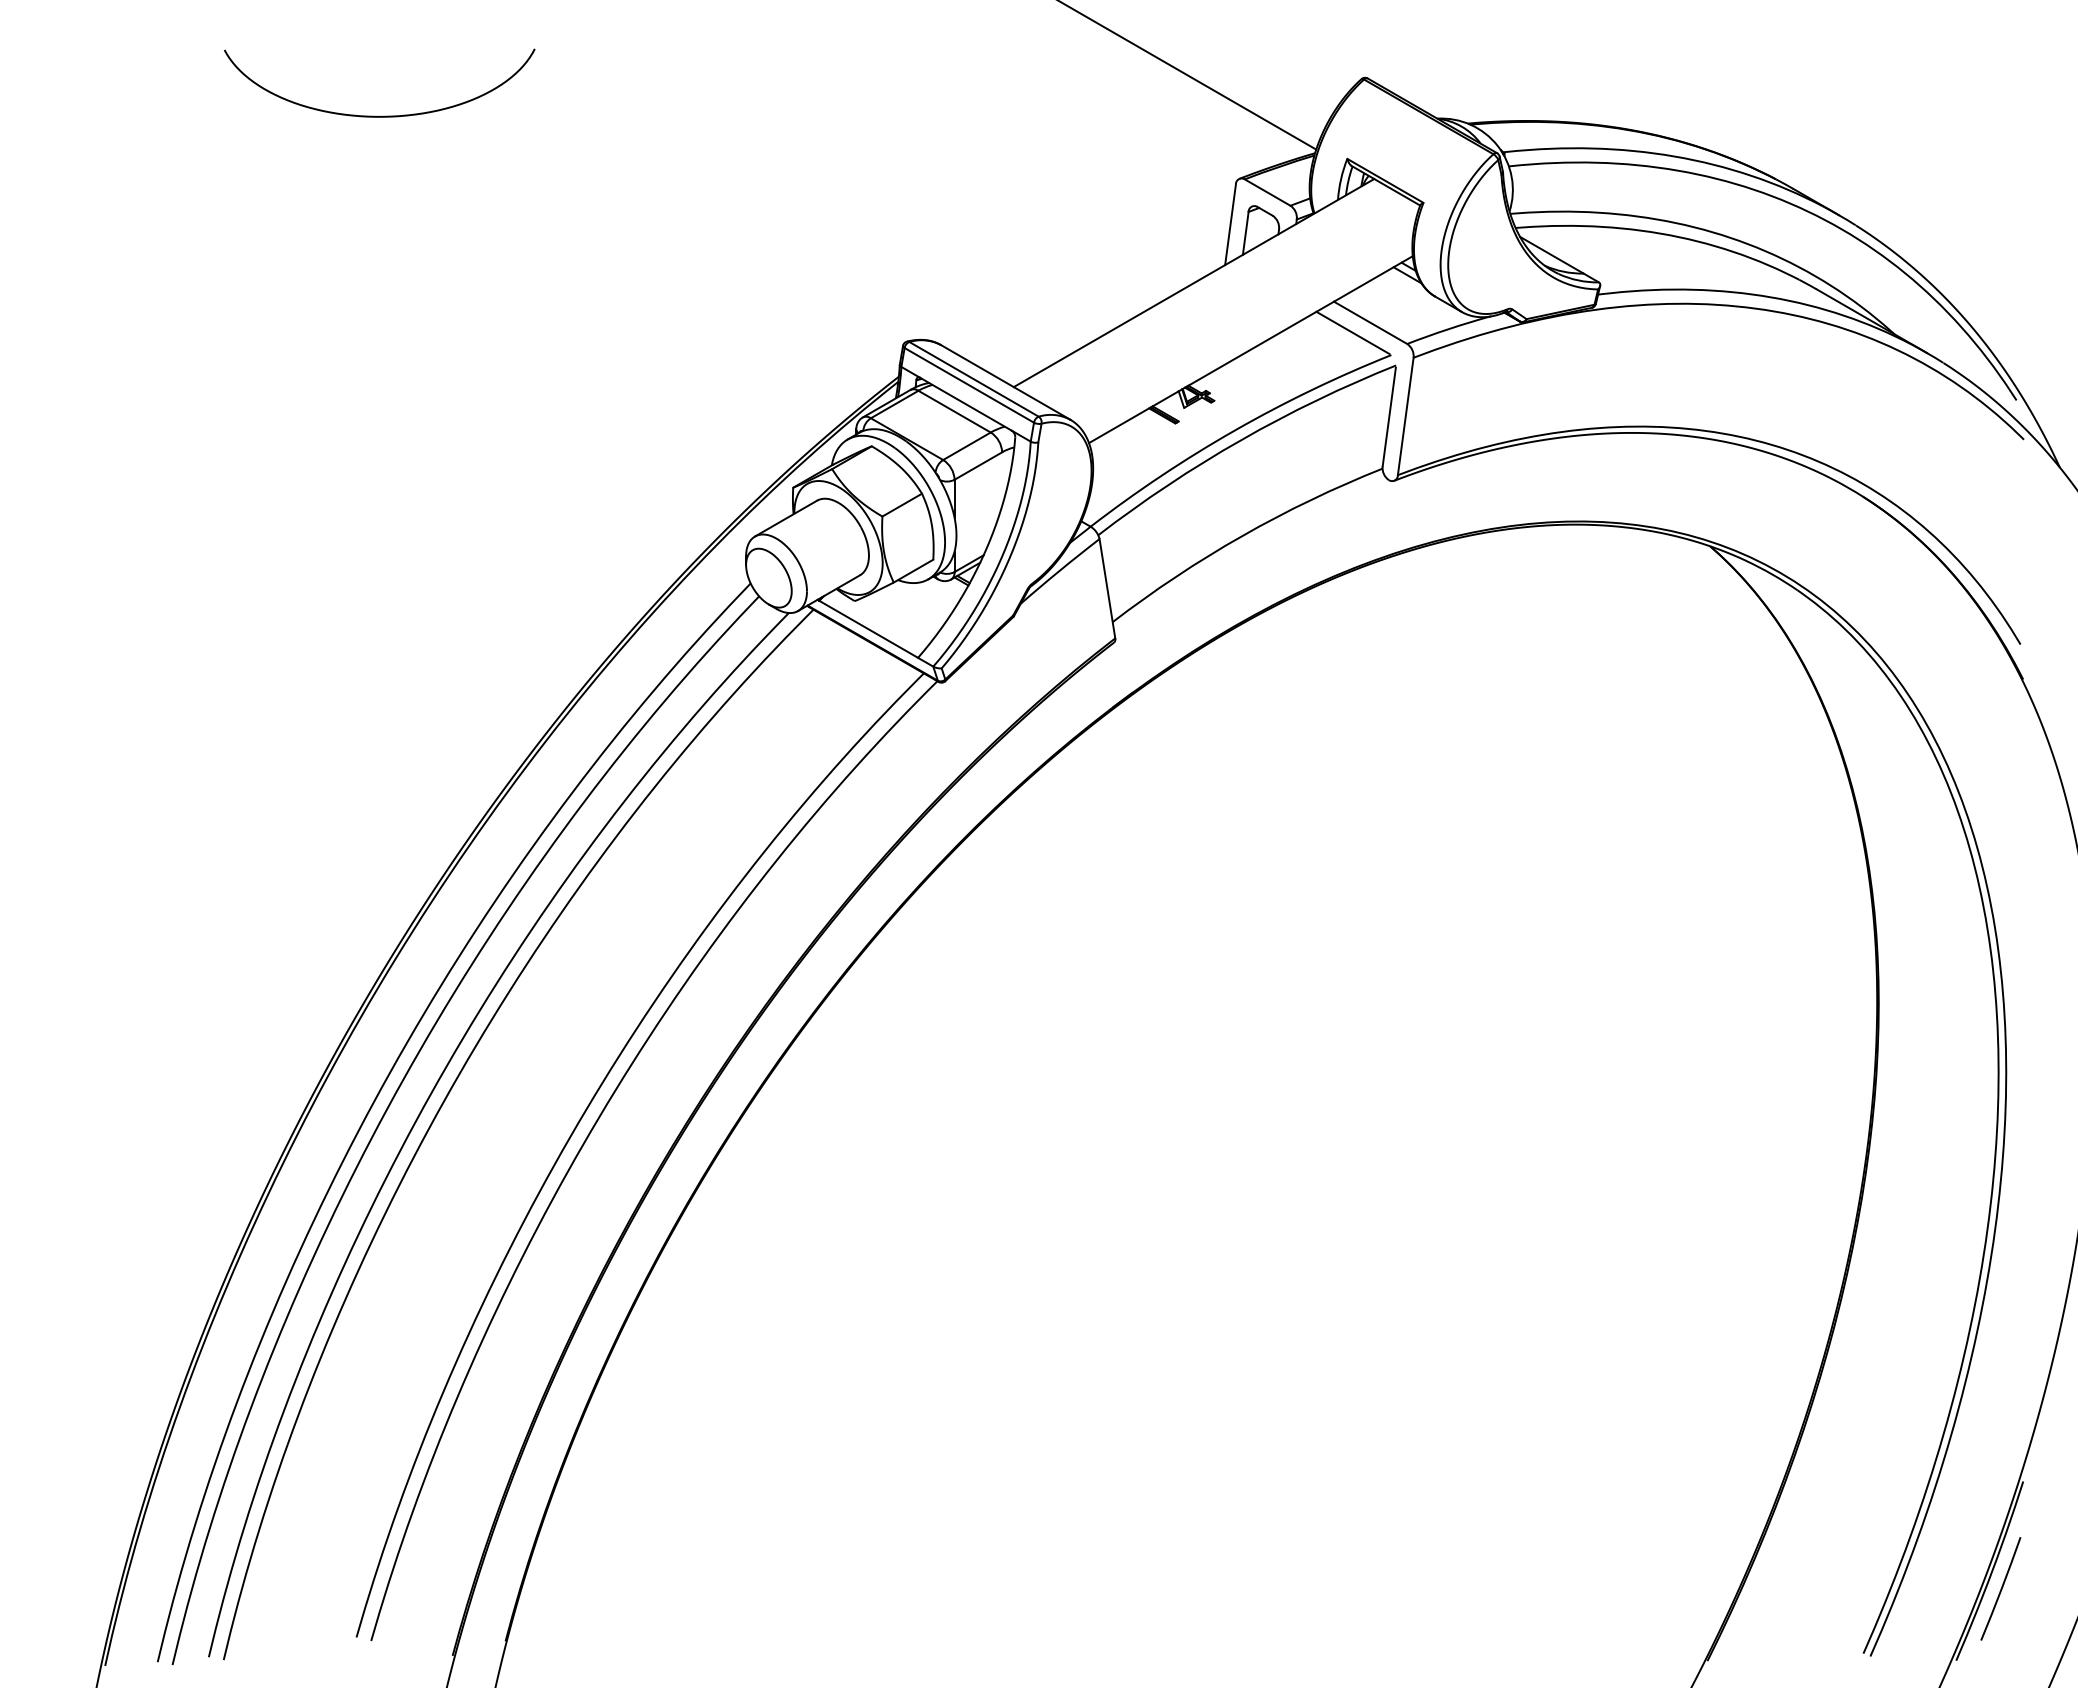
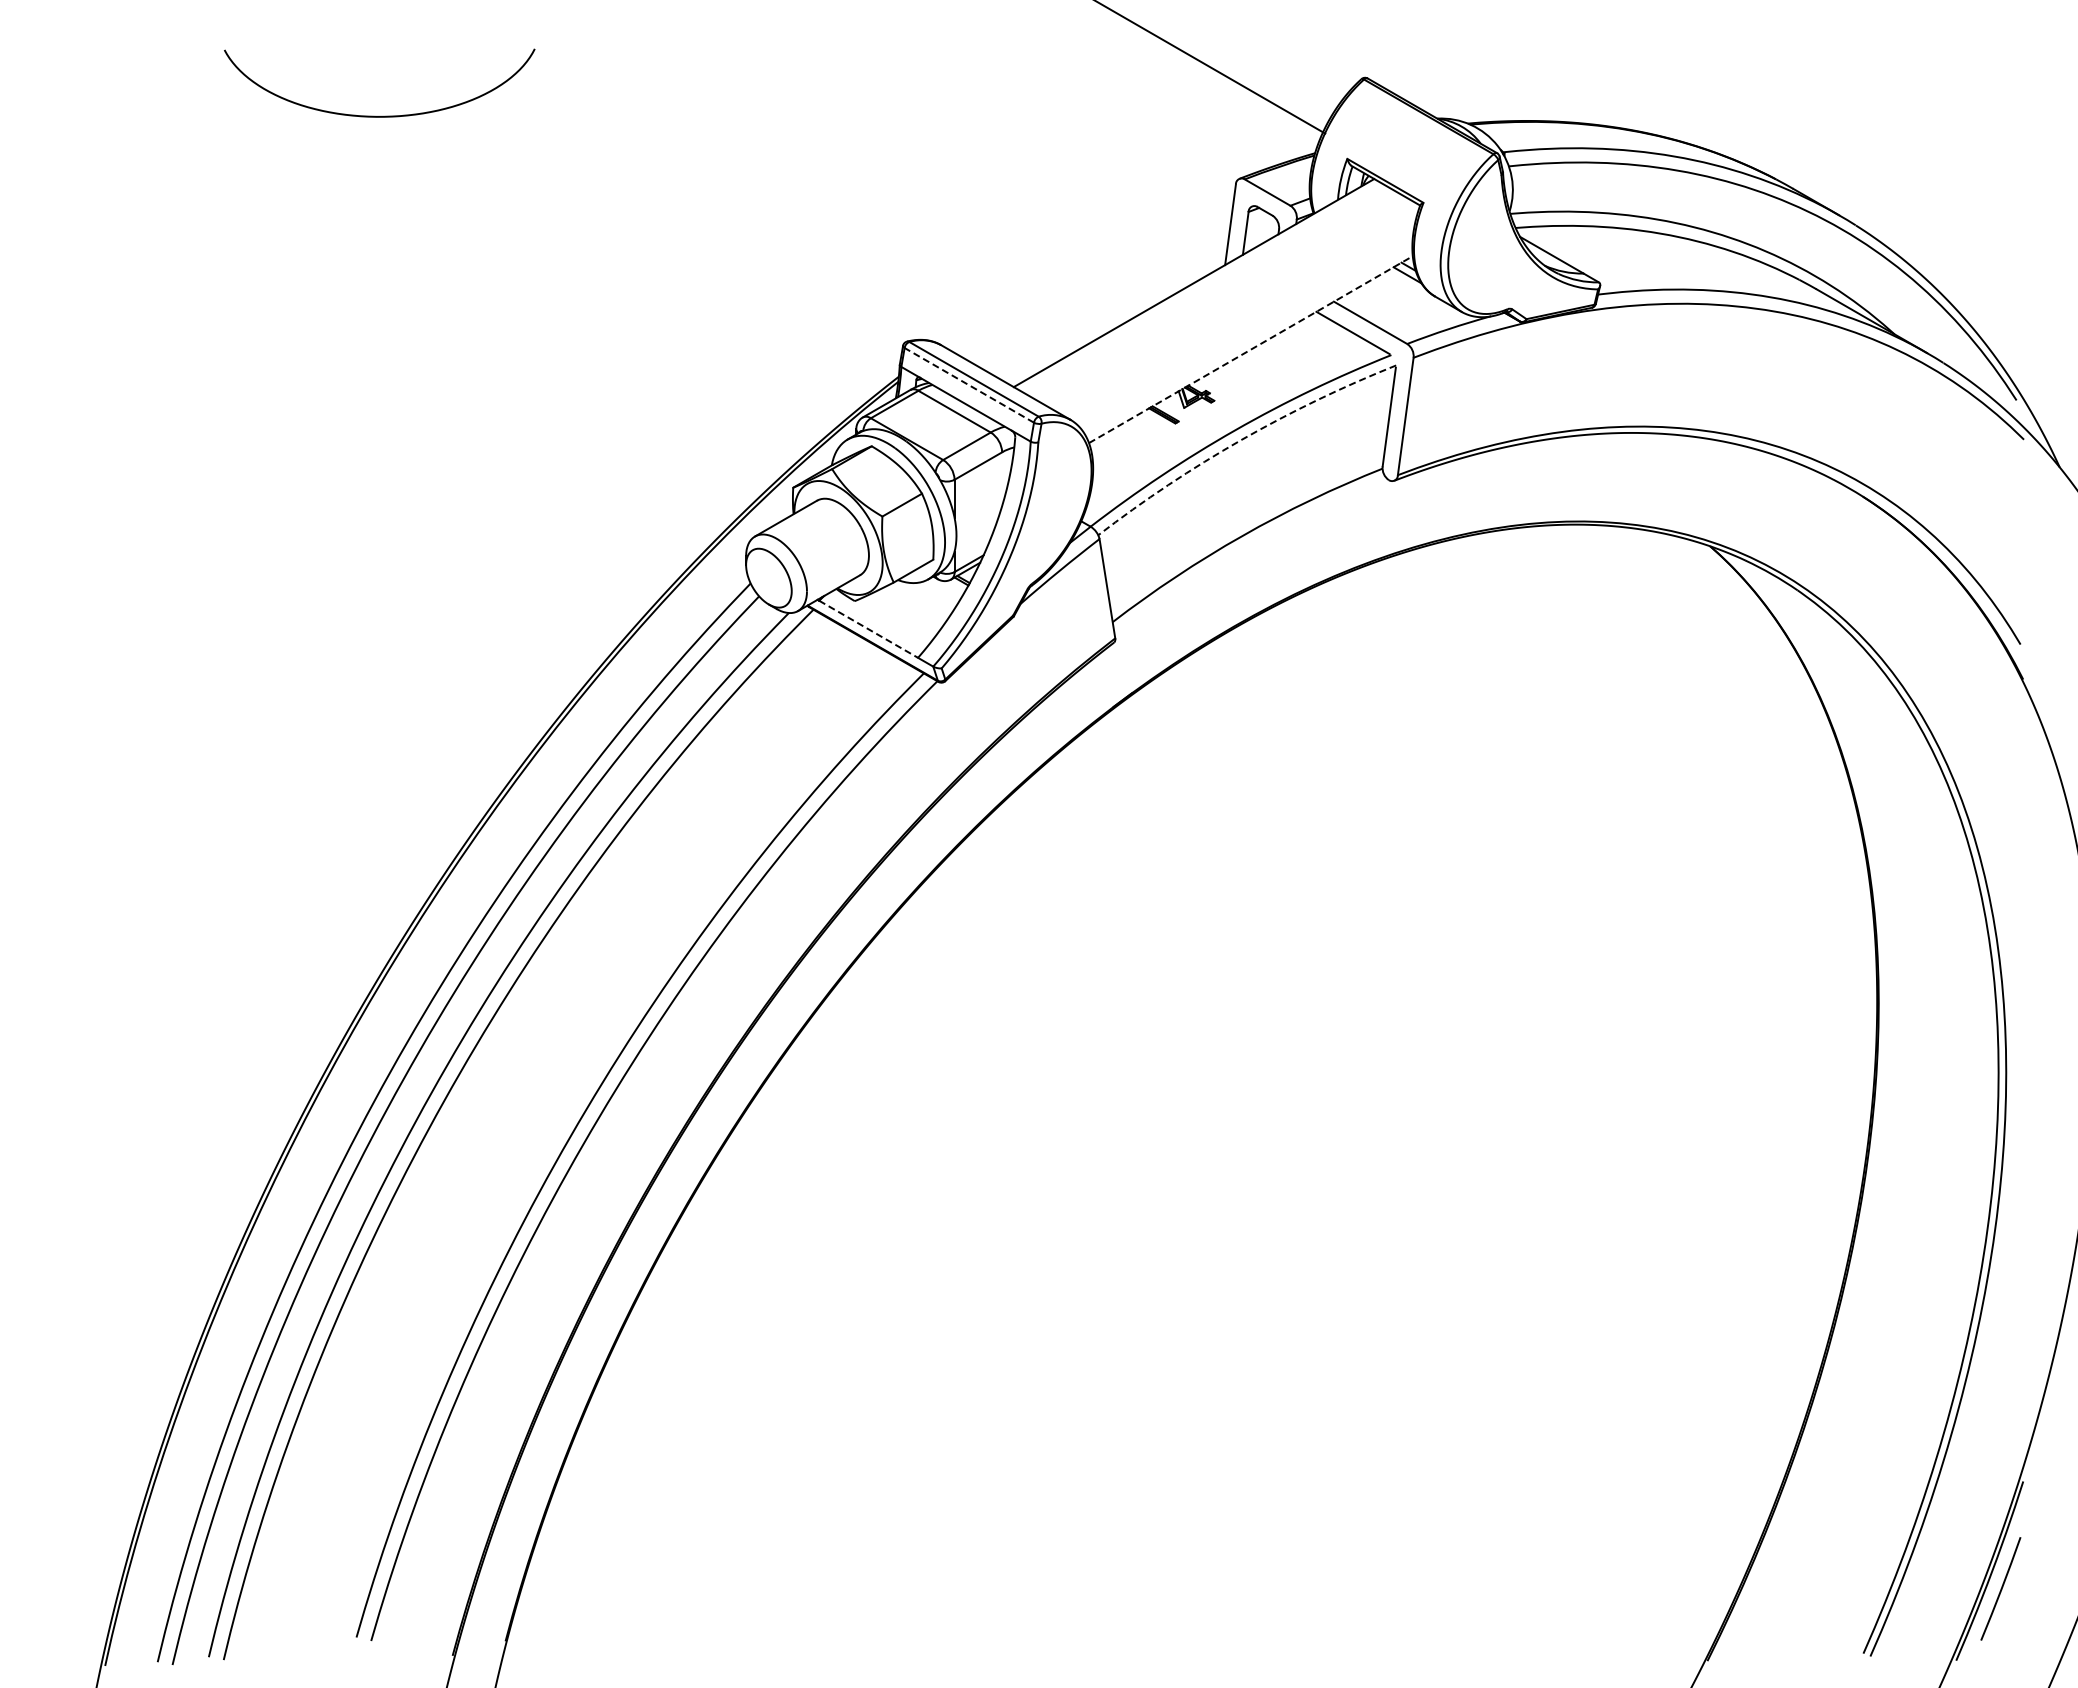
line position: (1188, 75) -> (1211, 67) (1211, 67)
line: solid -> dashed (1250, 349)
line: solid -> dashed (969, 385)
arc: solid -> dashed (1241, 440)
line: solid -> dashed (869, 629)
